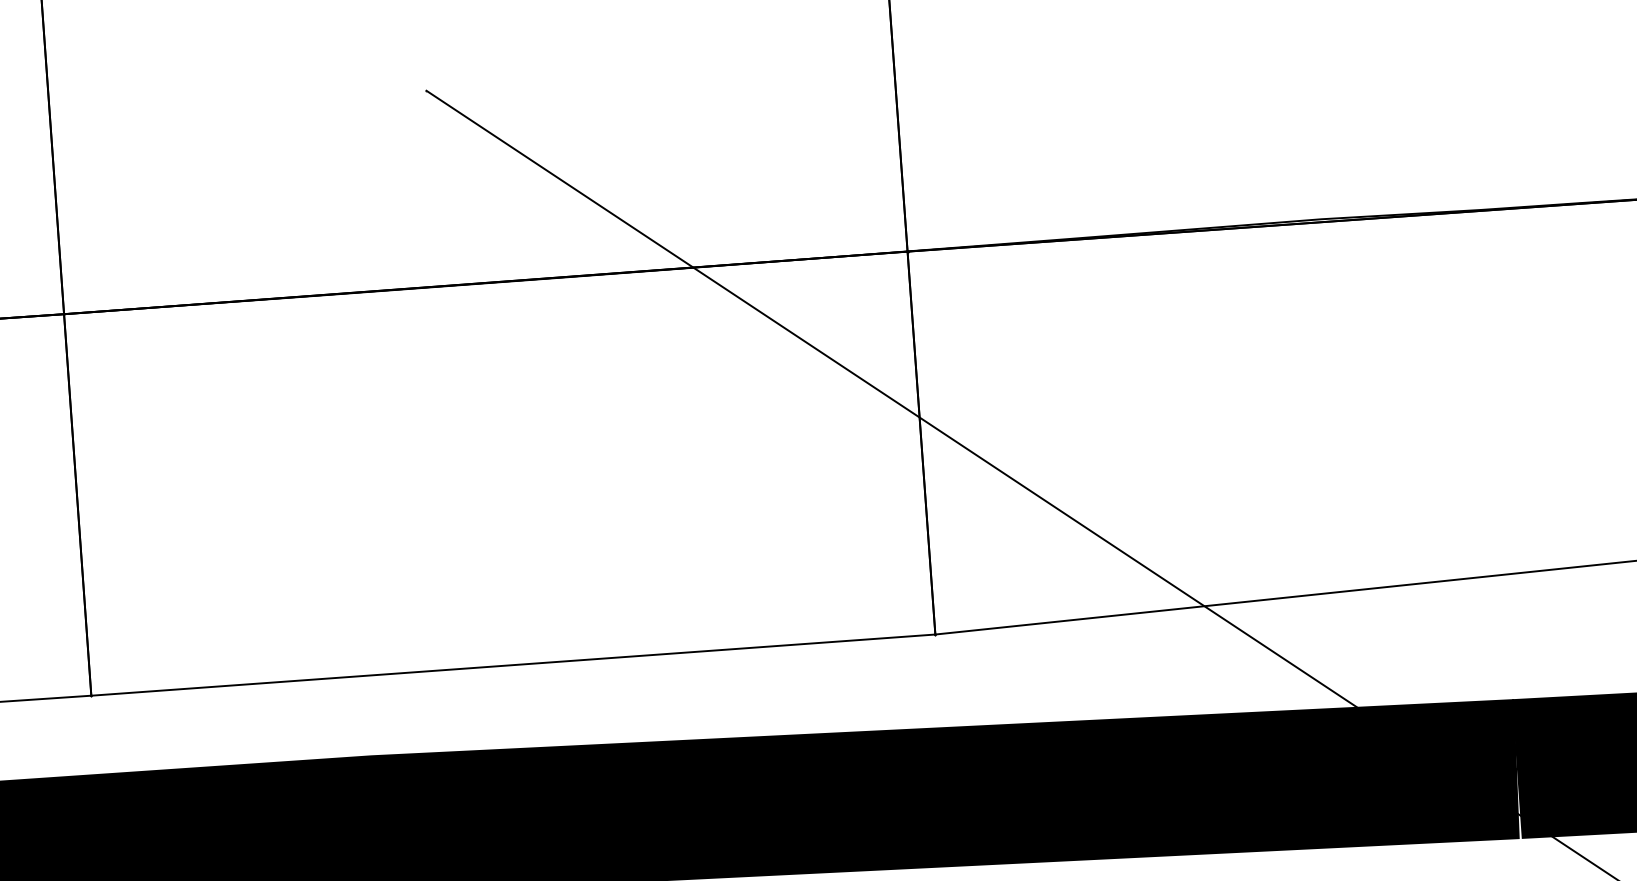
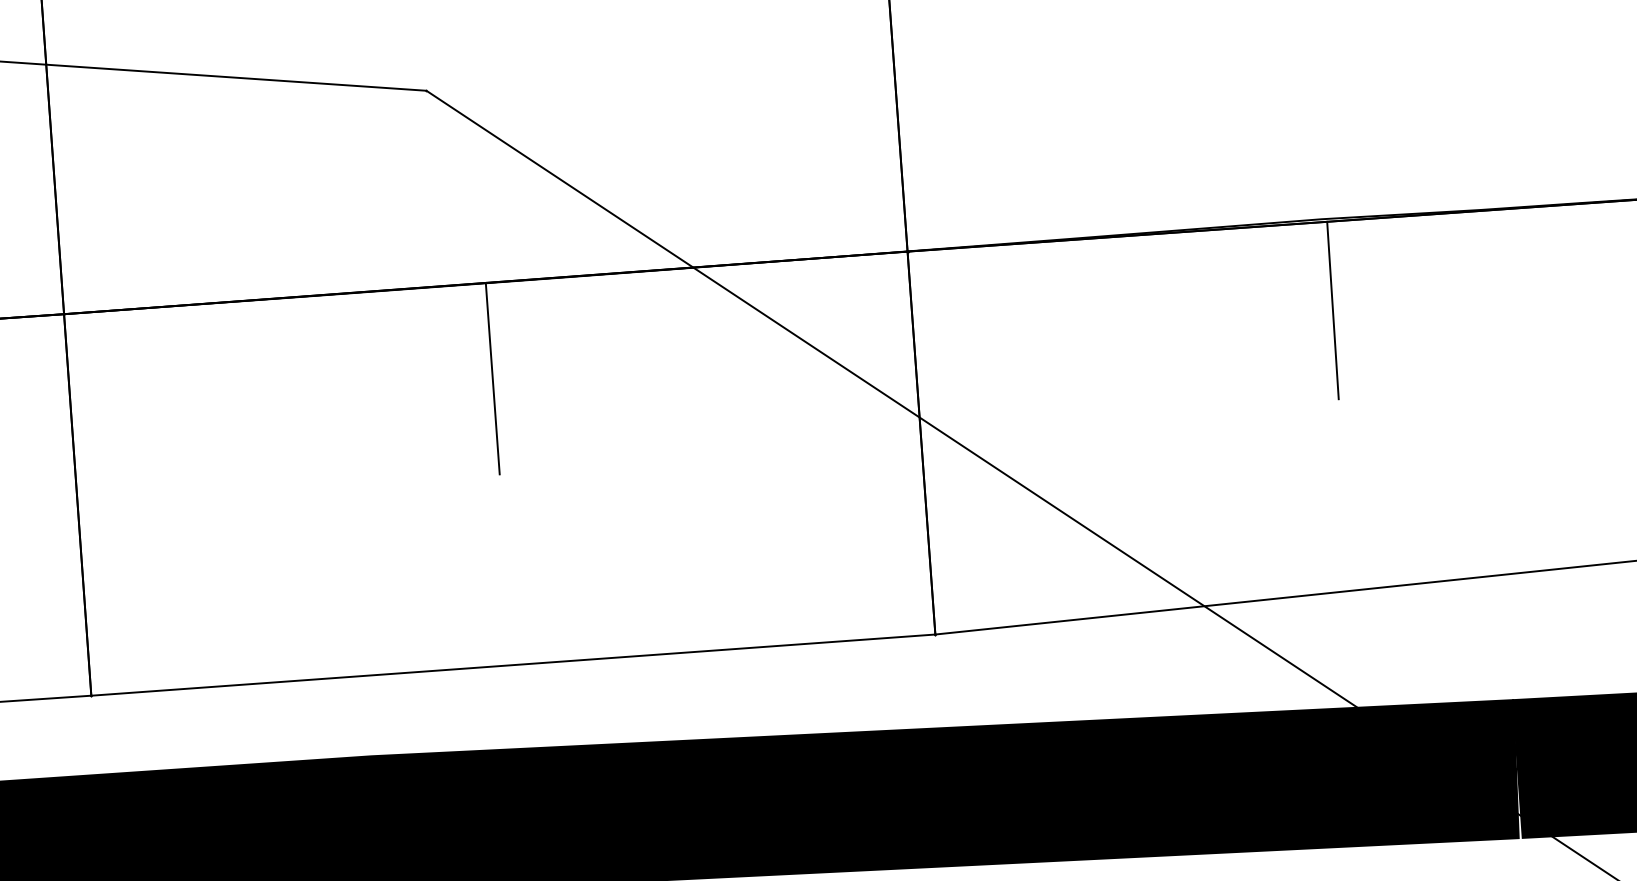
line: none -> present (214, 75)
line: none -> present (1332, 310)
line: none -> present (492, 378)
